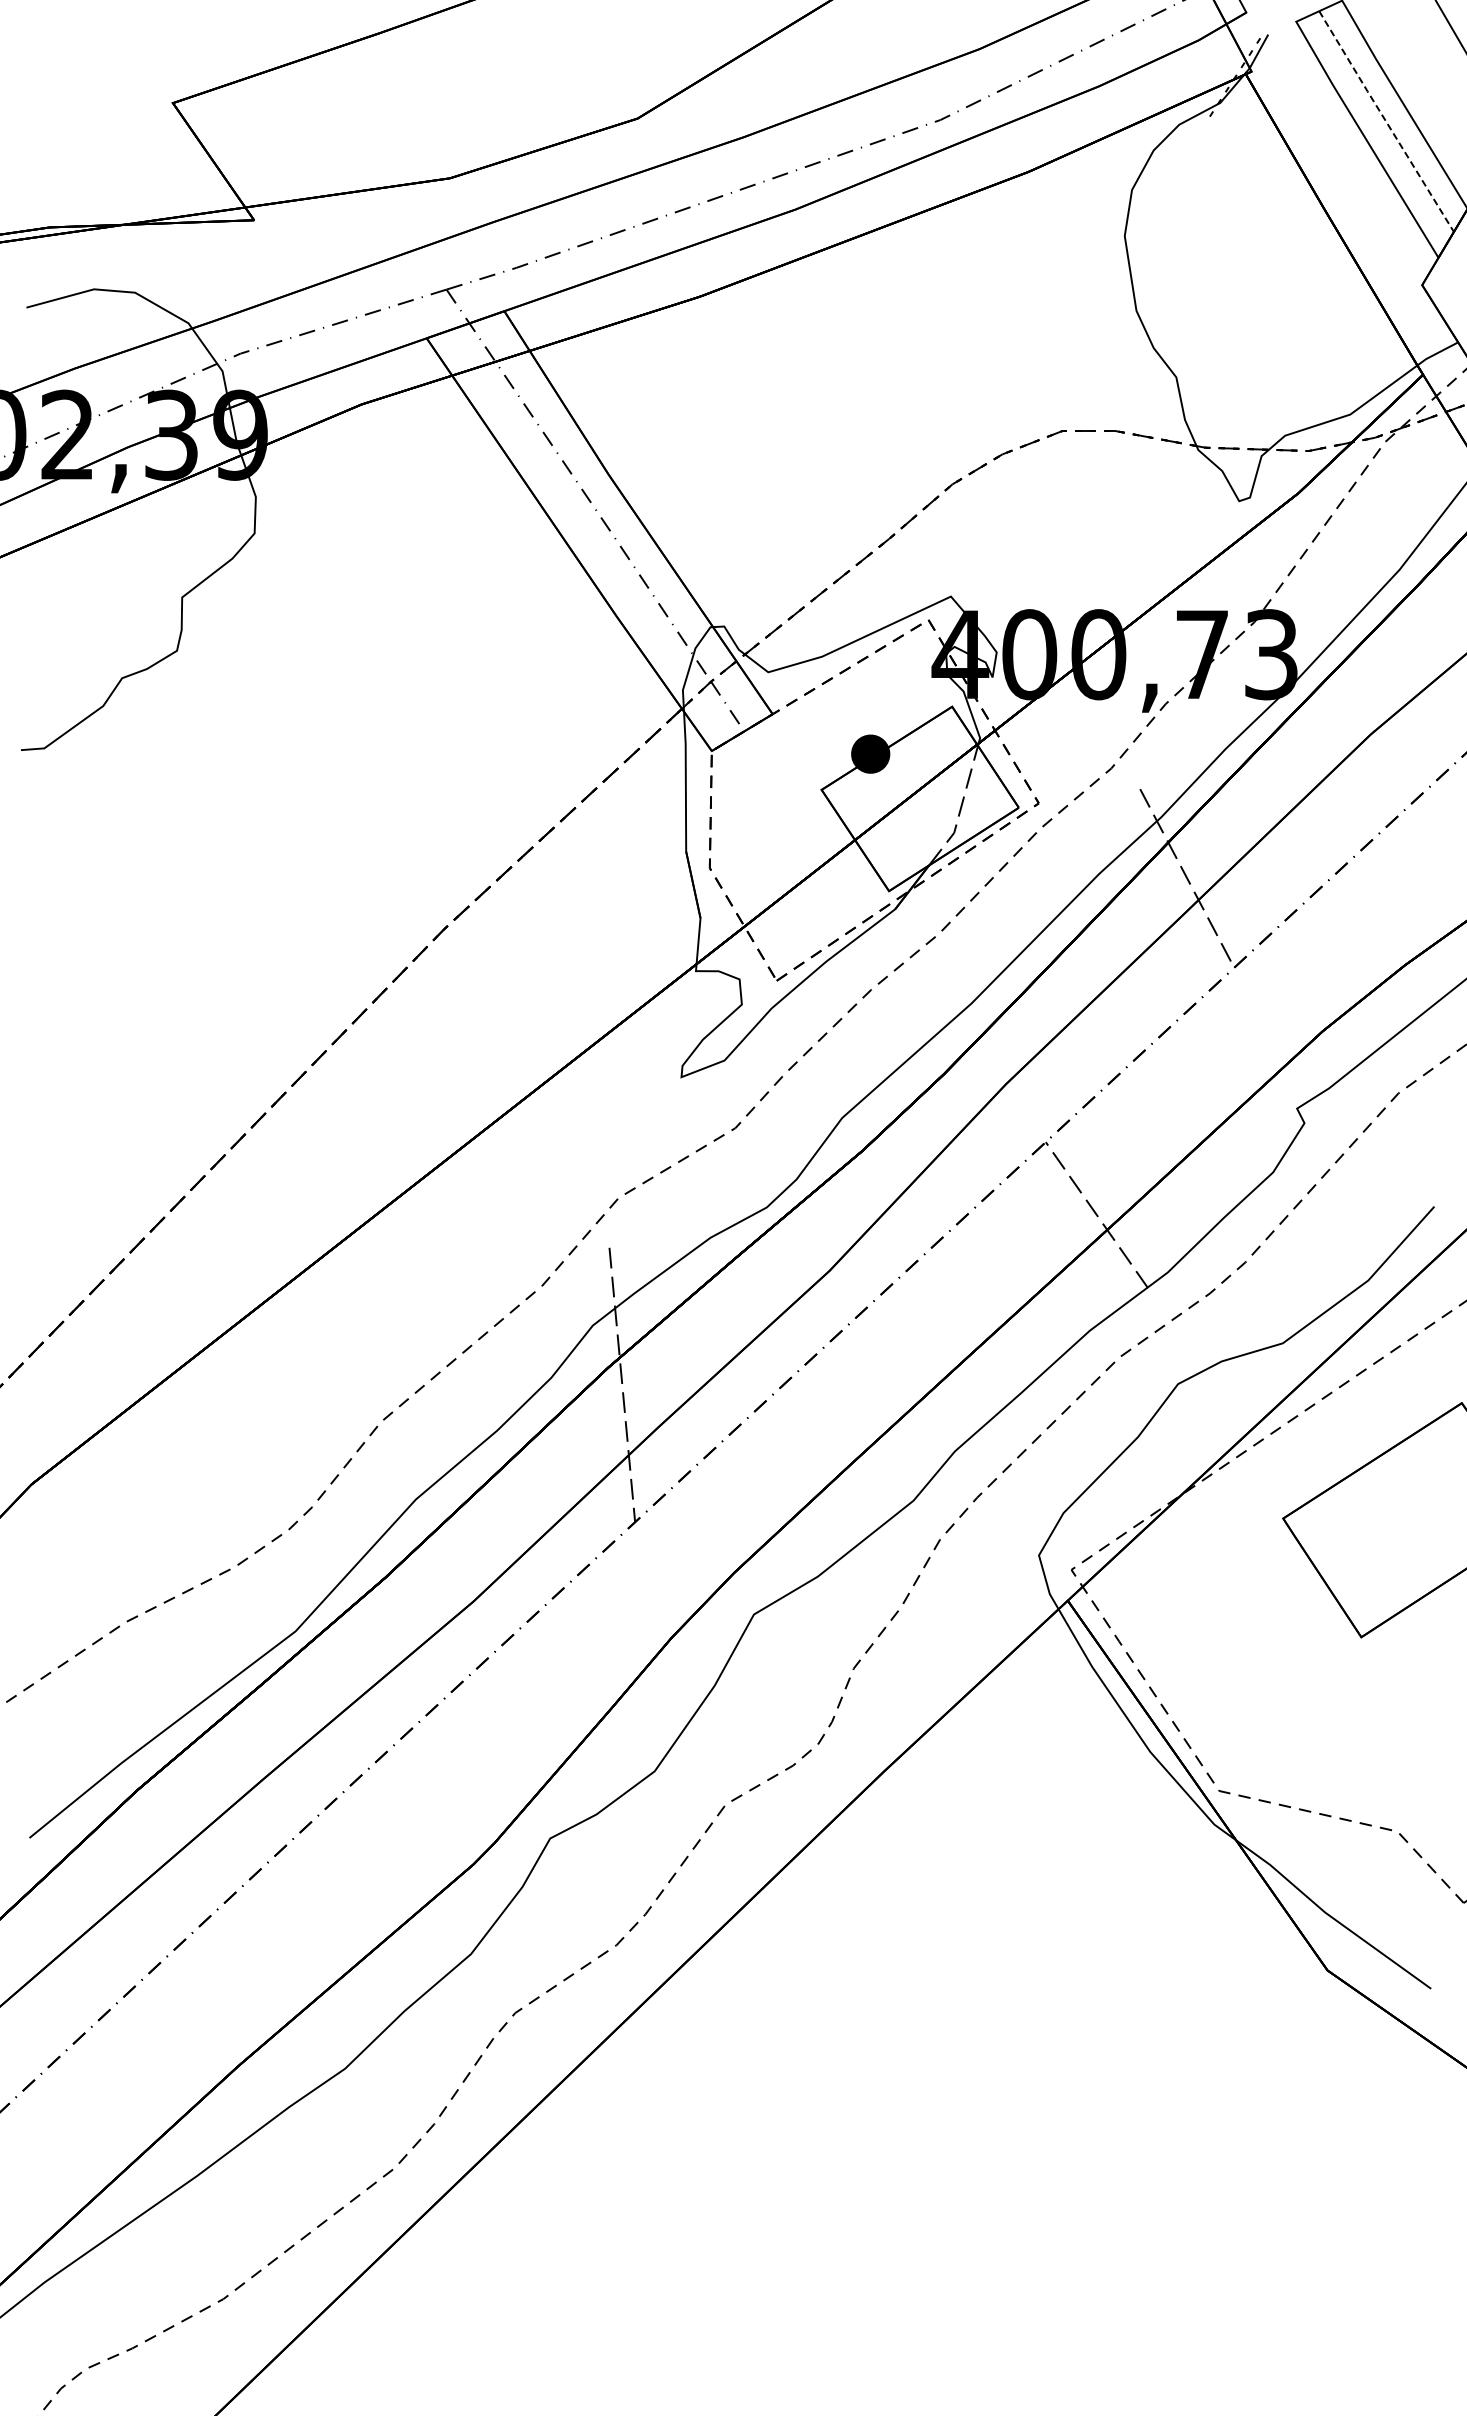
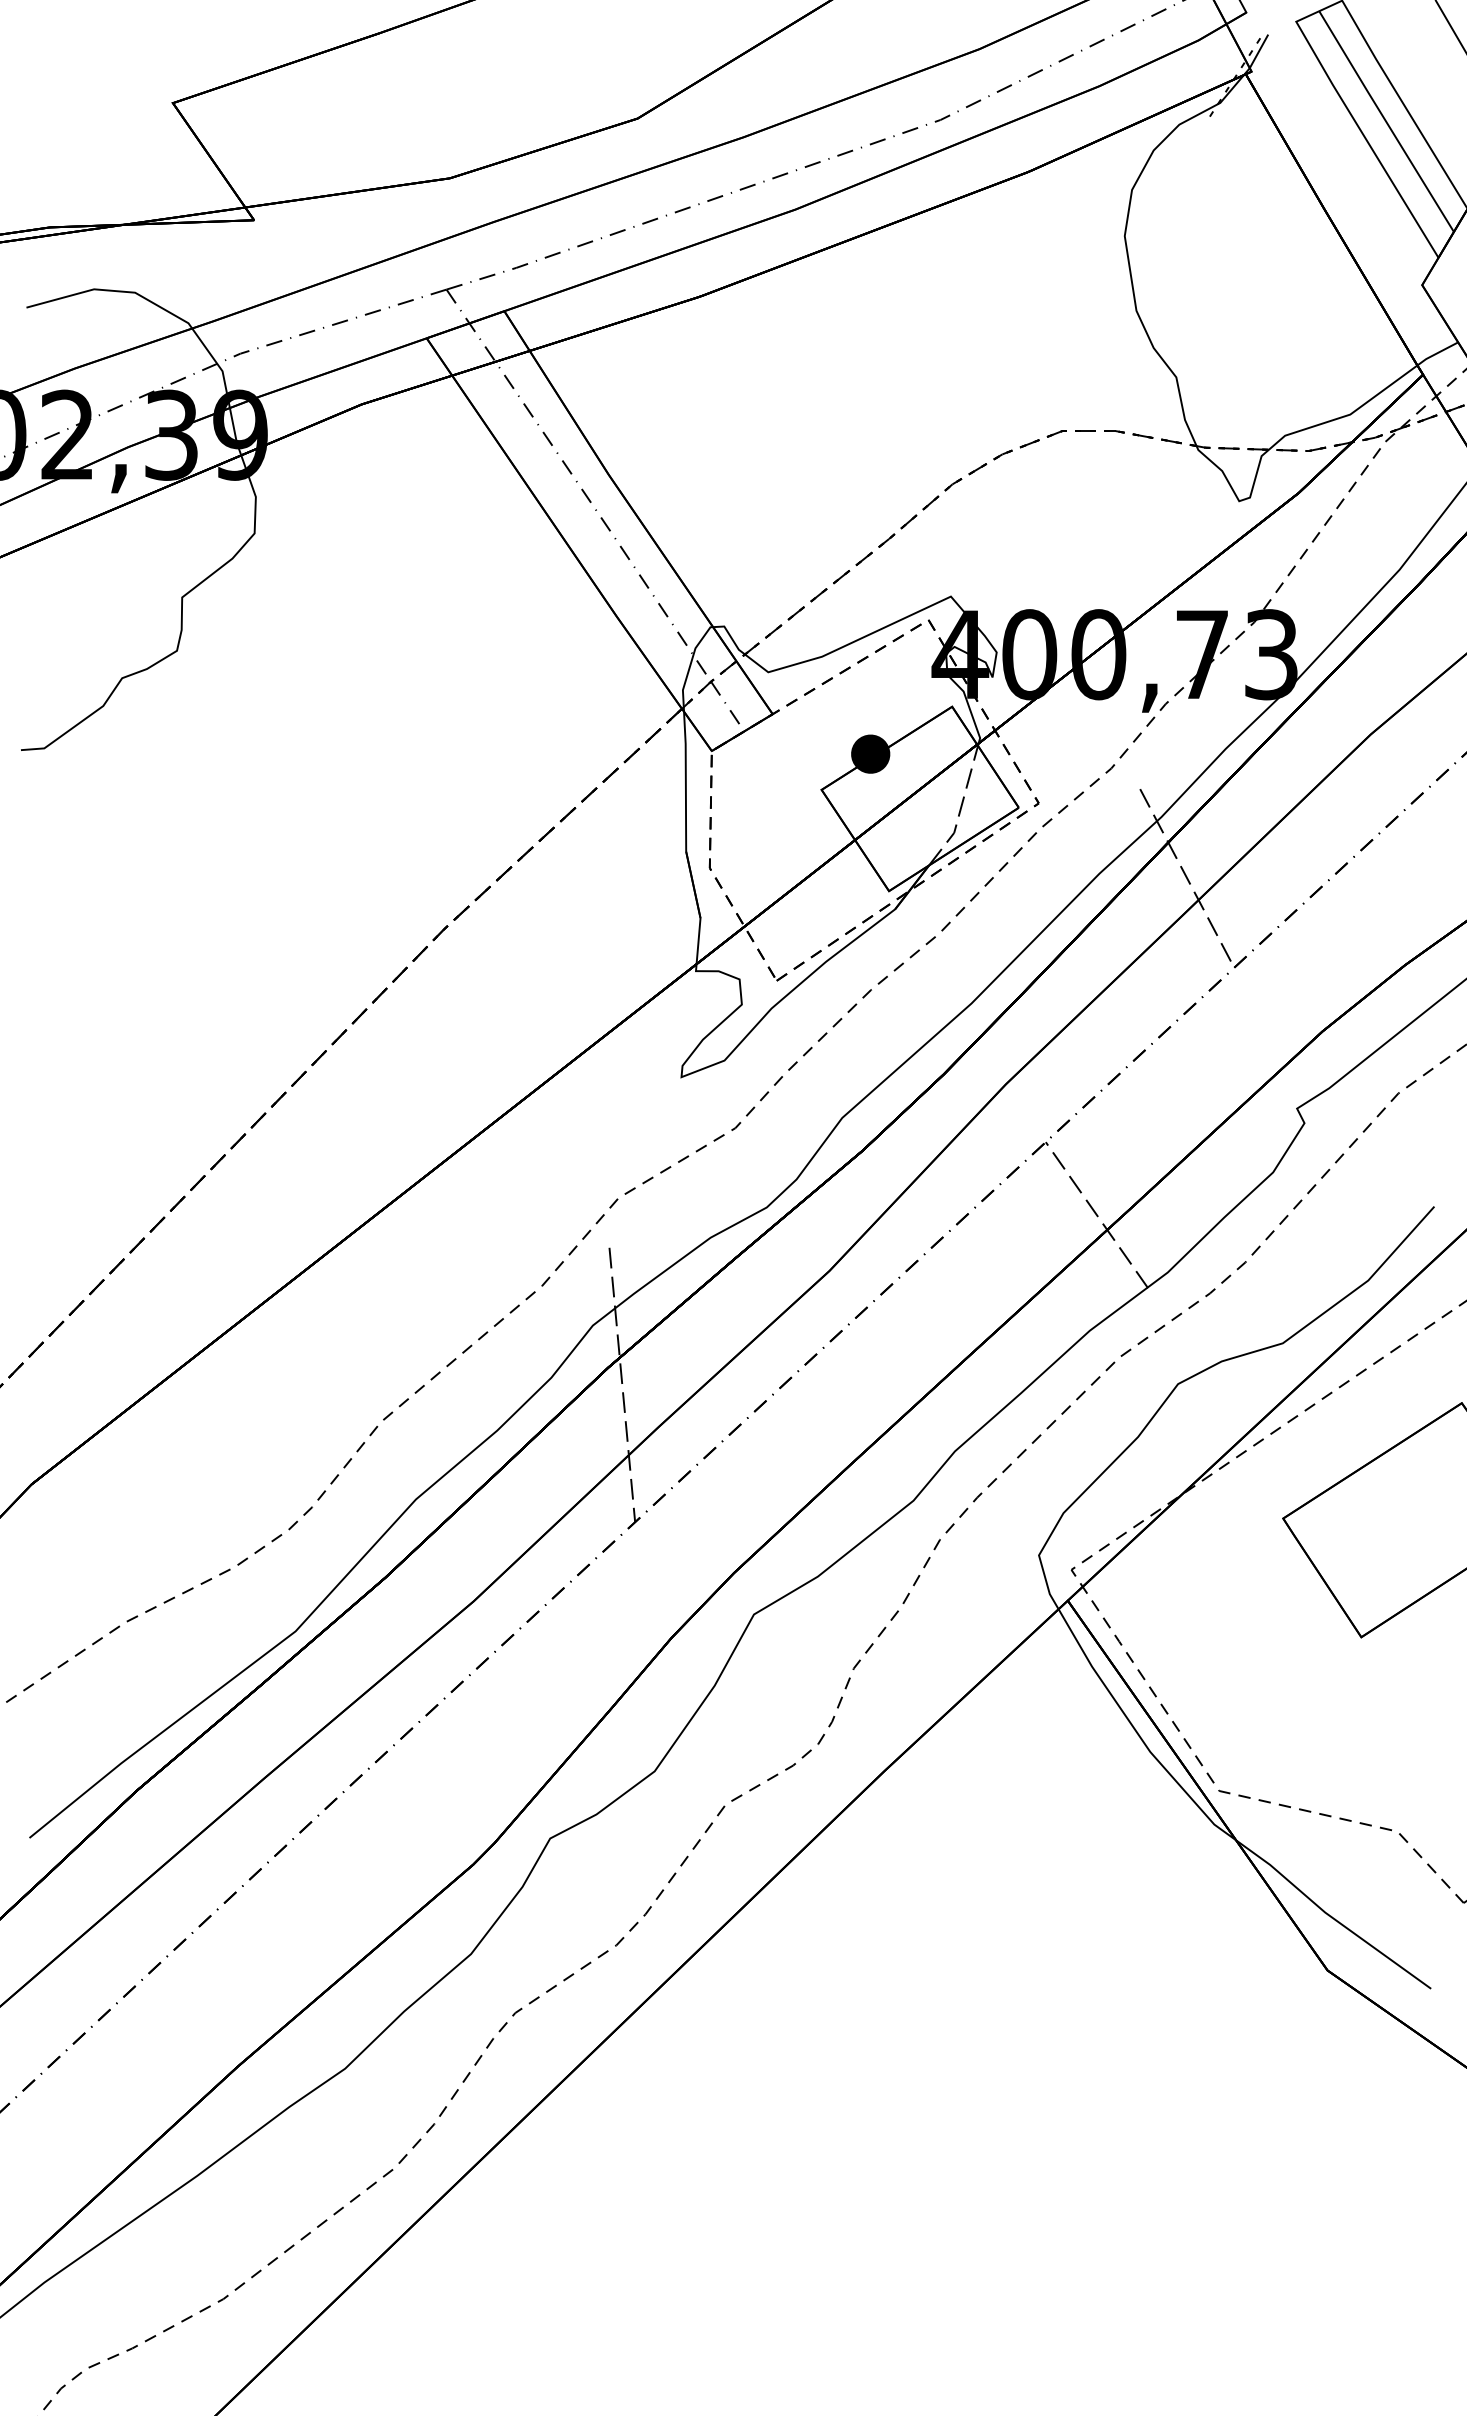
line: dashed -> solid (1385, 121)
